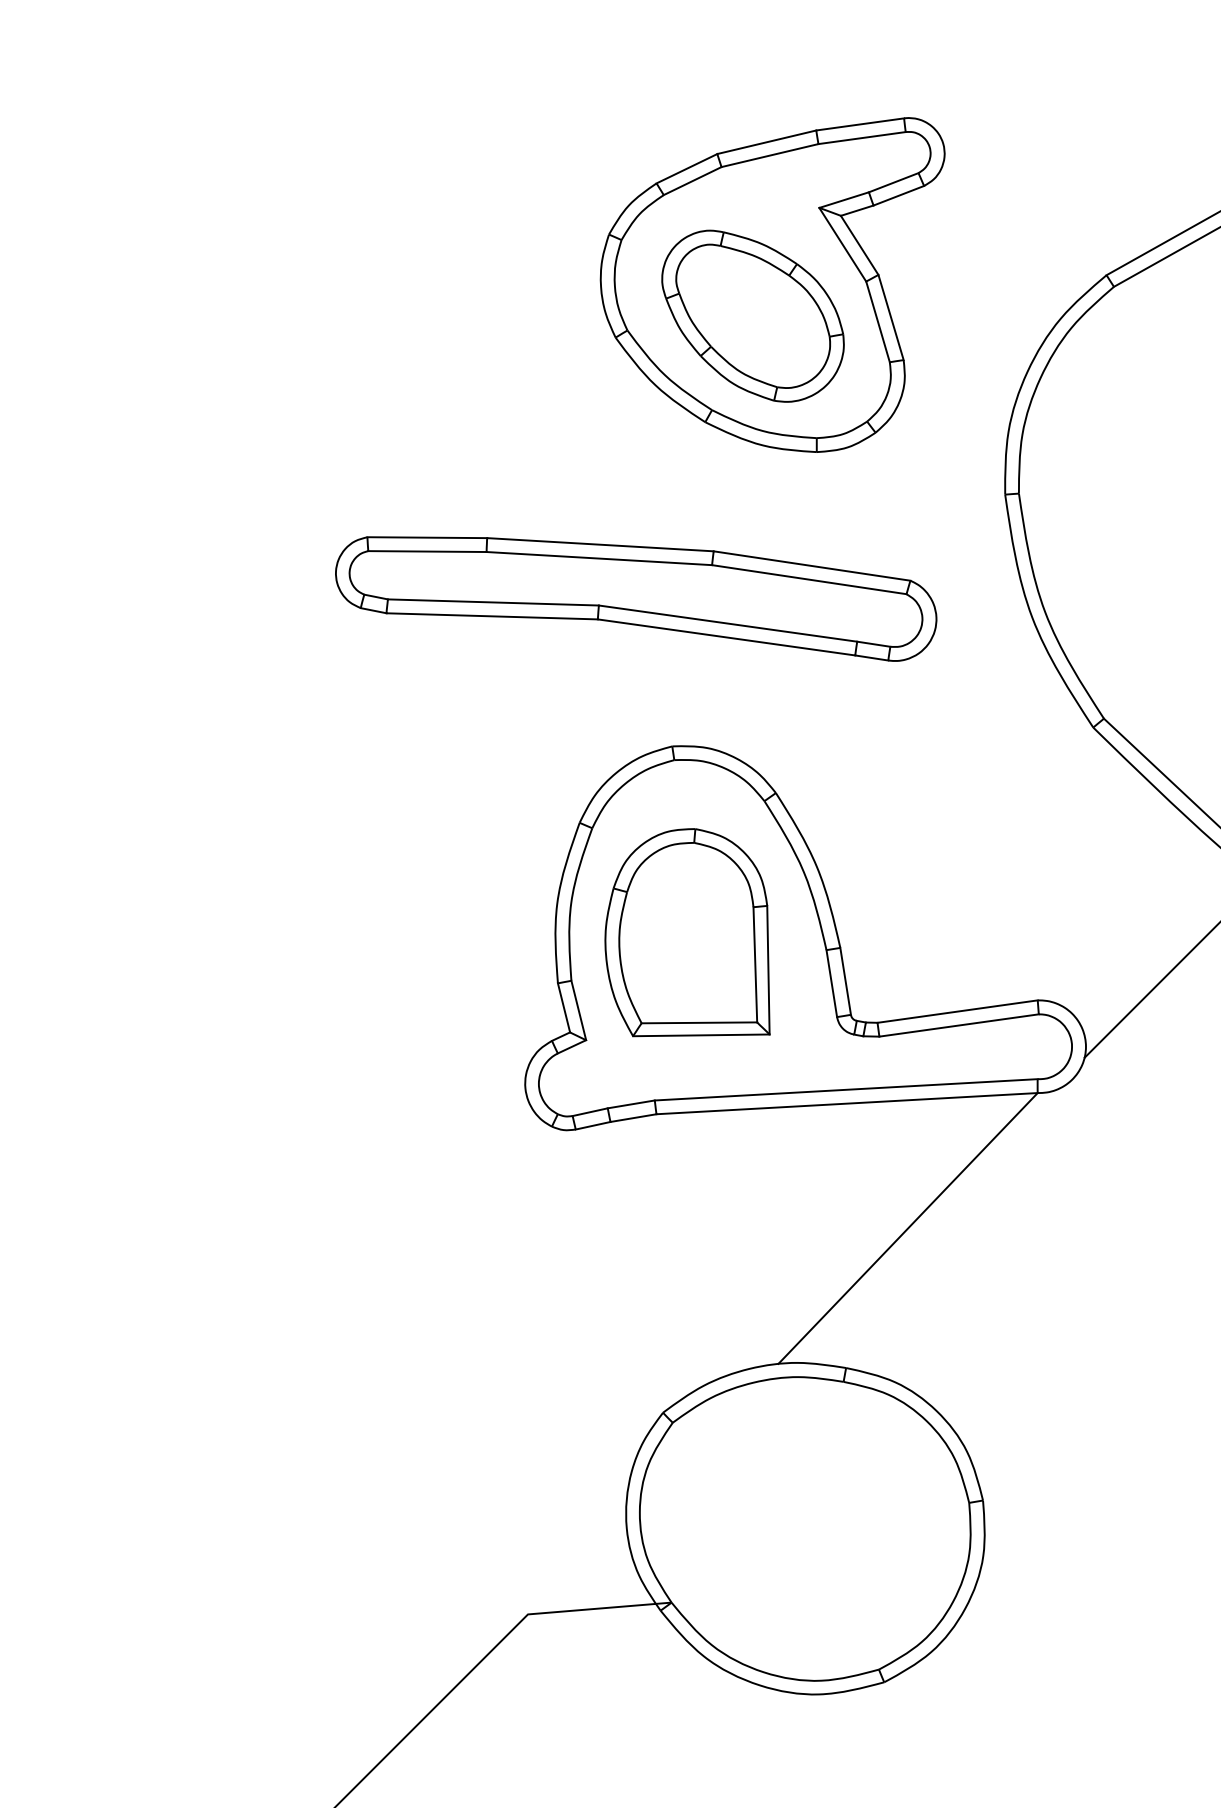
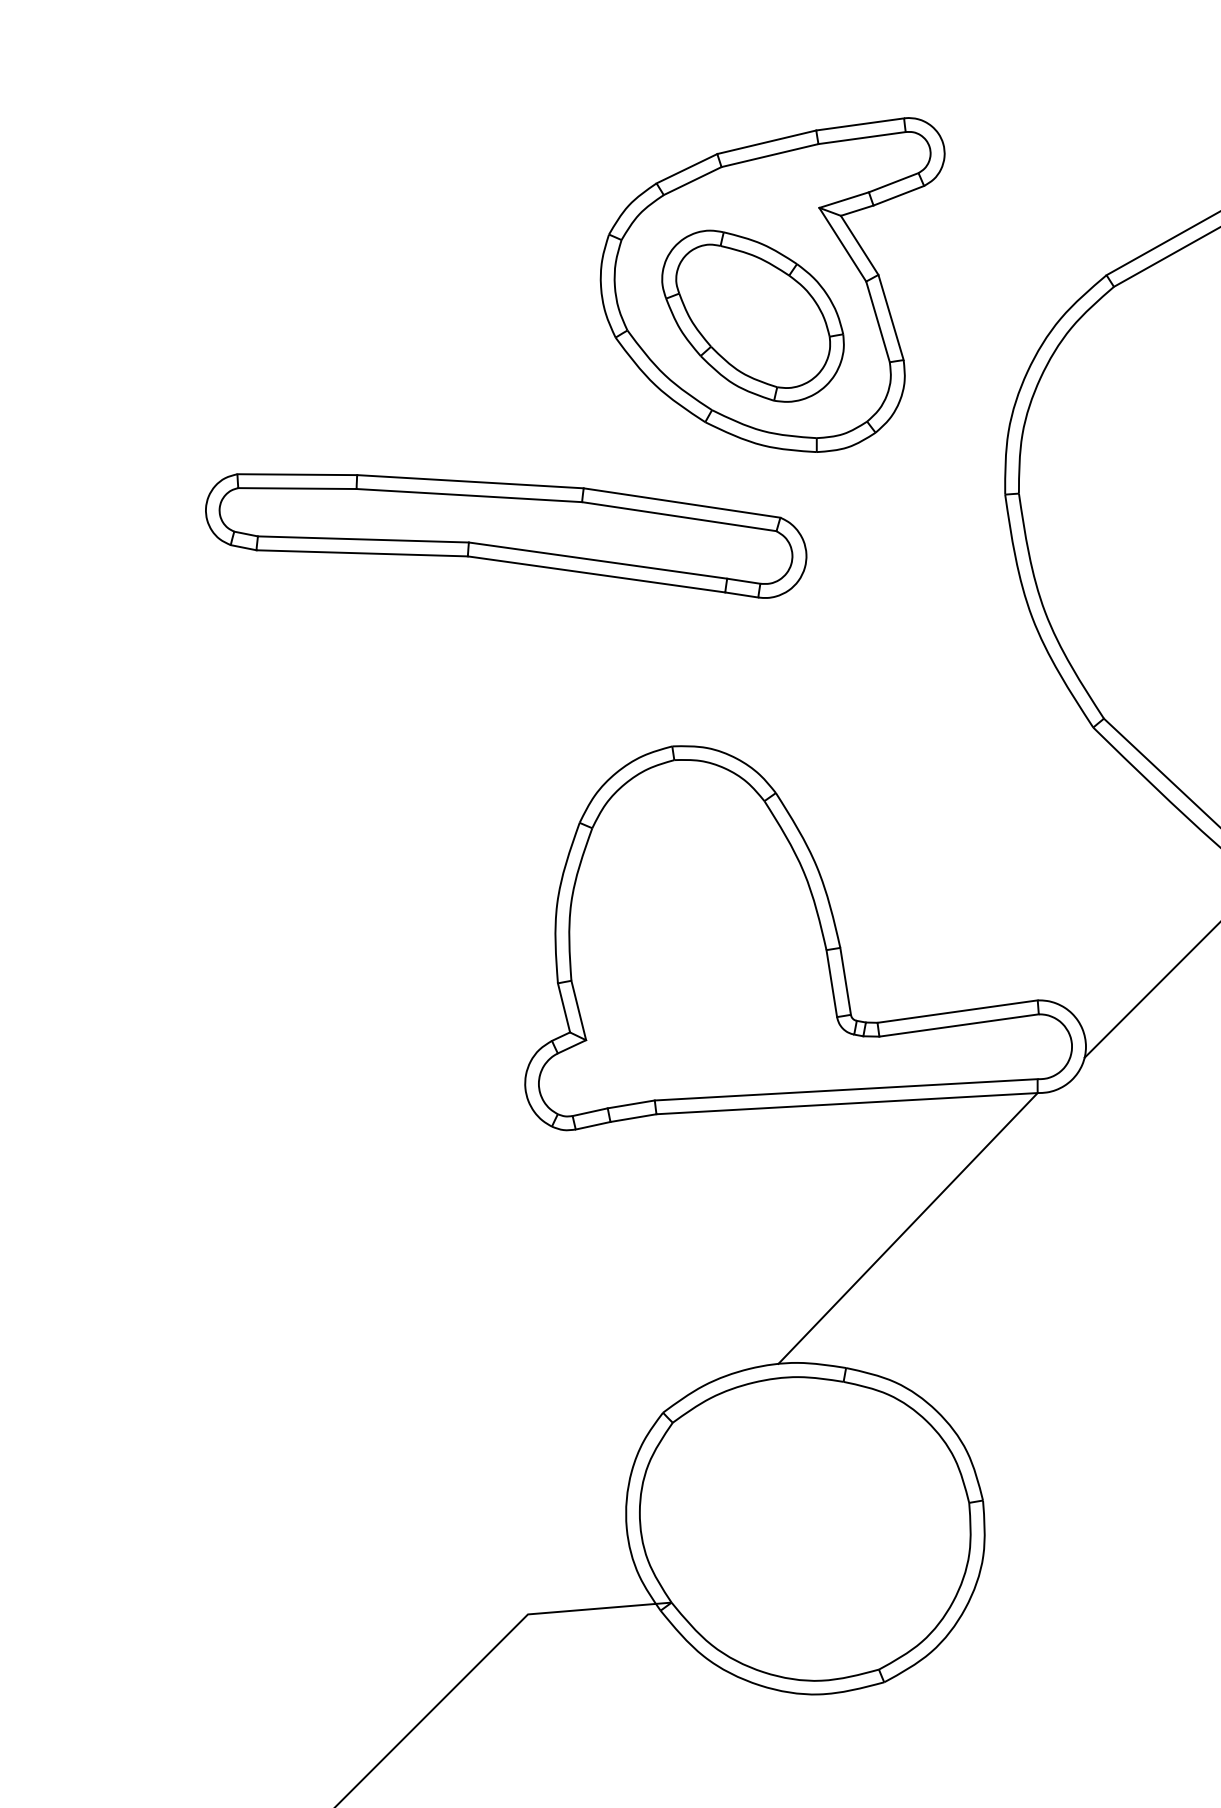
part position: (636, 598) -> (506, 535) (506, 535)
part: present -> none (687, 932)
